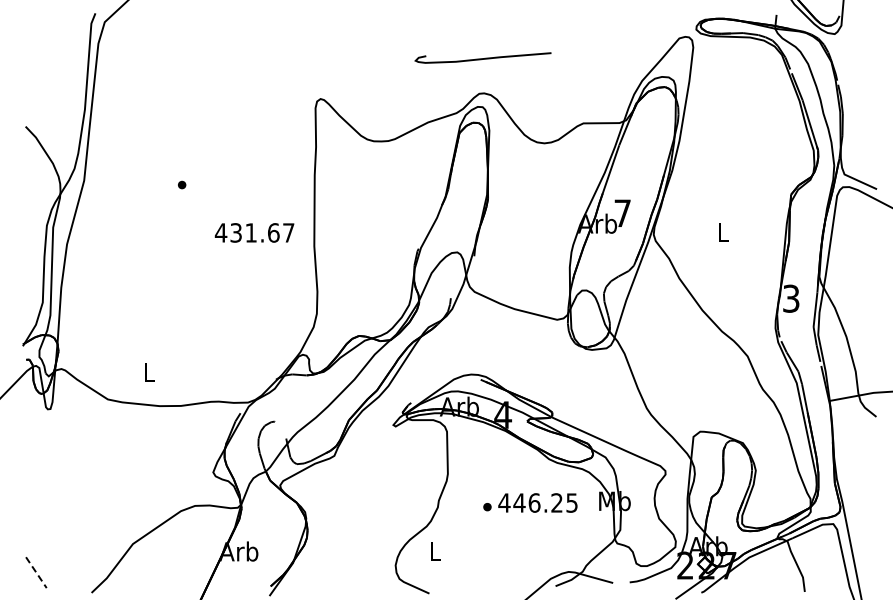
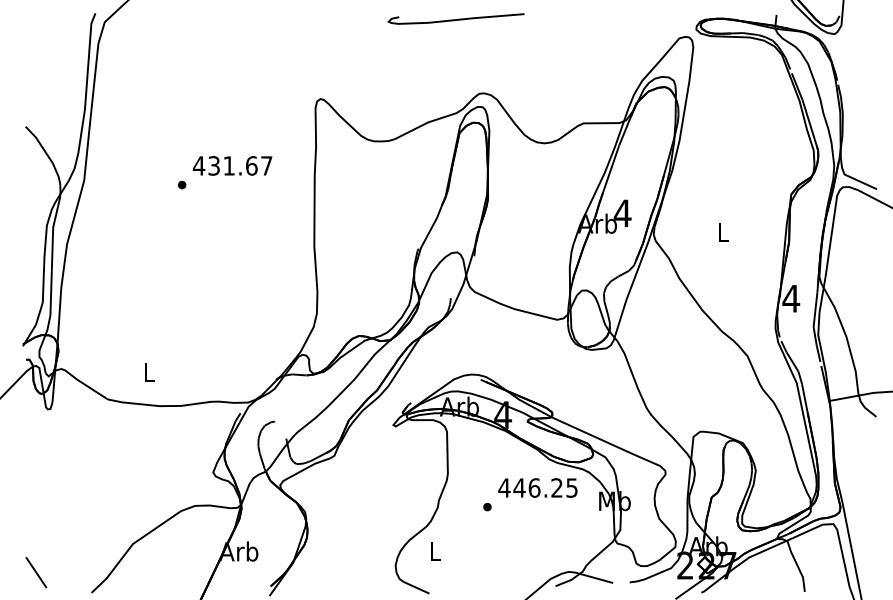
curve position: (482, 58) -> (455, 19) (455, 19)
text: 7 -> 4 (622, 212)
text position: (254, 232) -> (232, 165) (232, 165)
text: 3 -> 4 (791, 298)
text position: (537, 502) -> (537, 487) (537, 487)
line: dashed -> solid (36, 572)
